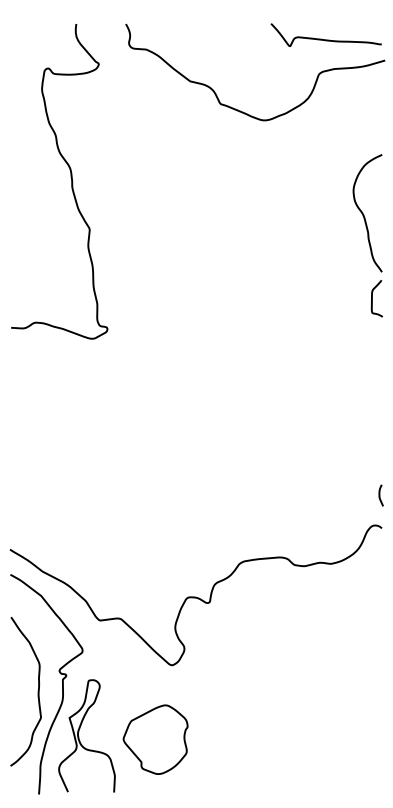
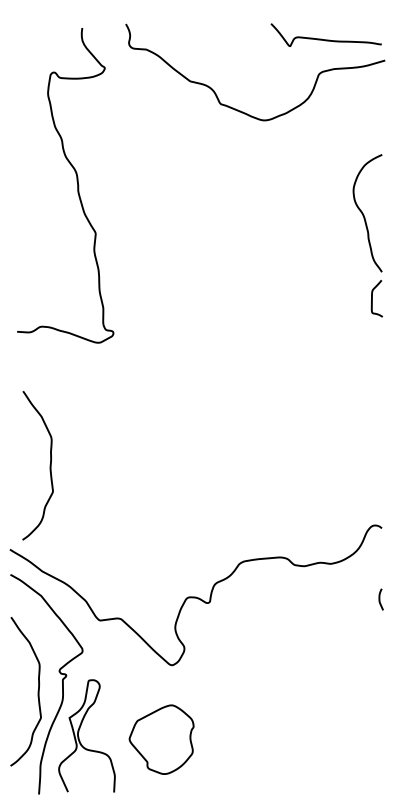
curve position: (70, 177) -> (76, 181) (76, 181)
curve: none -> present (49, 465)
curve position: (380, 495) -> (380, 599) (380, 599)
part position: (155, 739) -> (161, 739) (161, 739)
